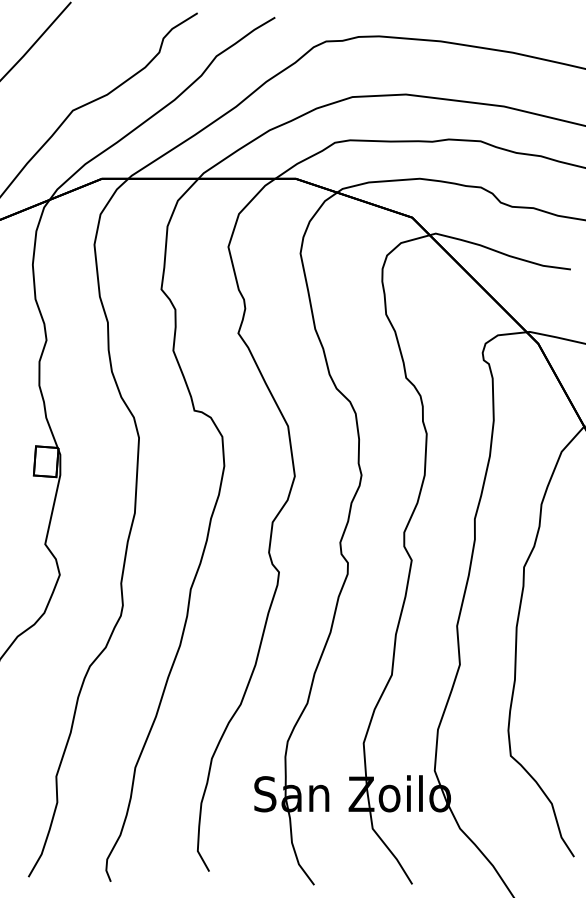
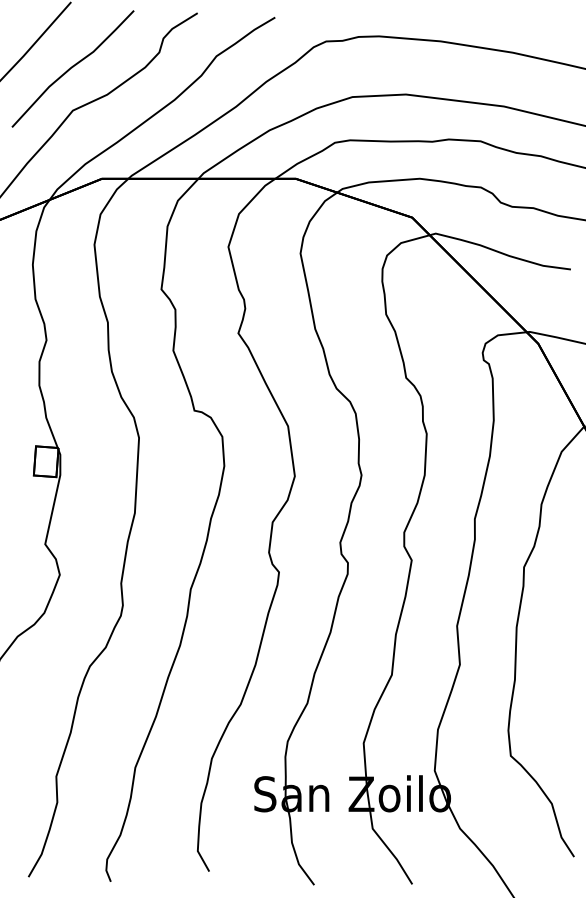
curve: none -> present (72, 68)
